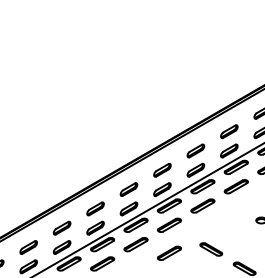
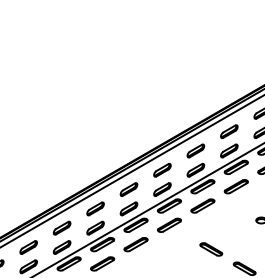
line: none -> present (131, 171)
part: present -> none (169, 252)
